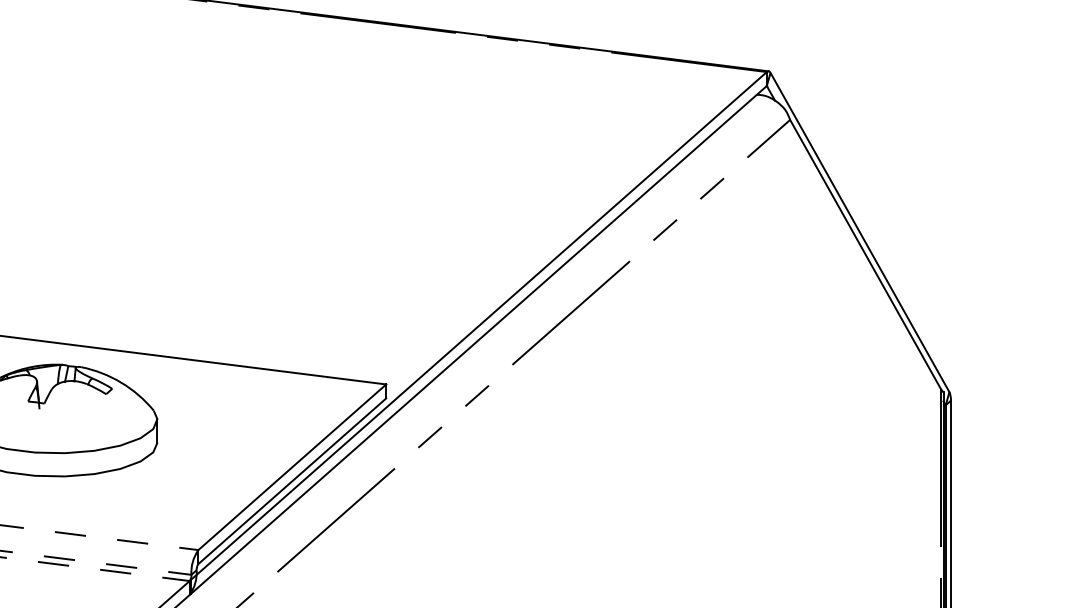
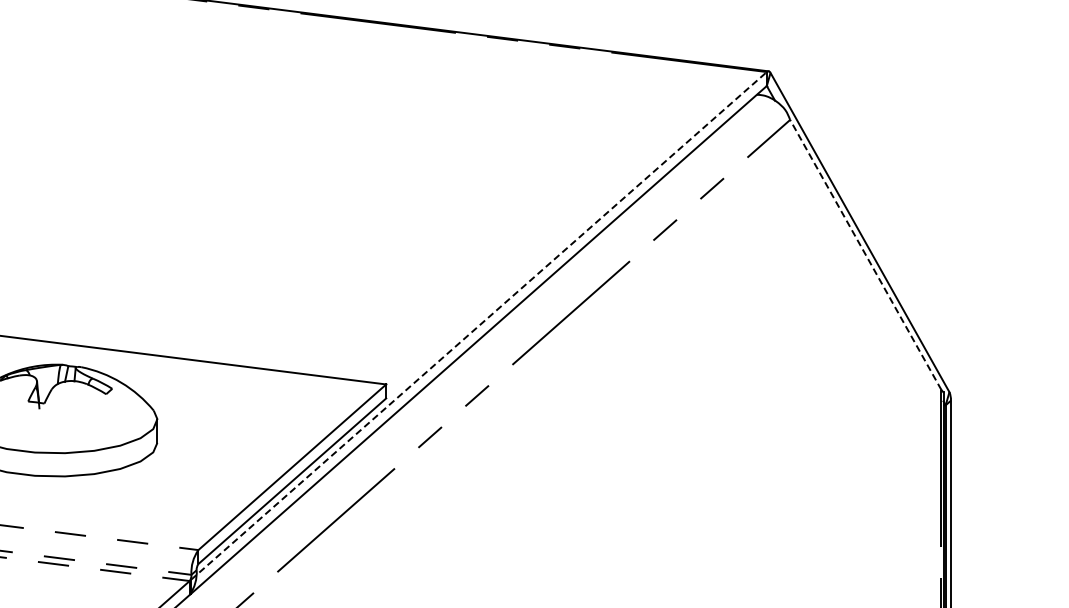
line: solid -> dashed (865, 254)
line: solid -> dashed (478, 325)
